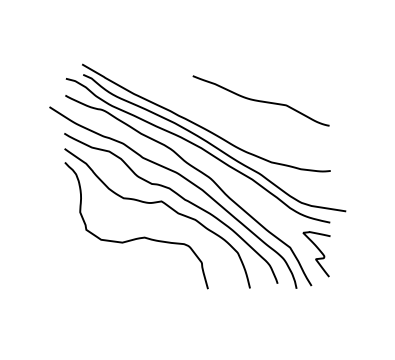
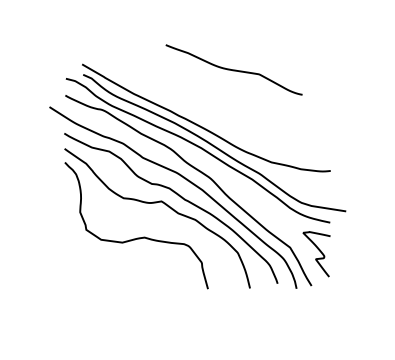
curve position: (260, 100) -> (233, 69) (233, 69)
